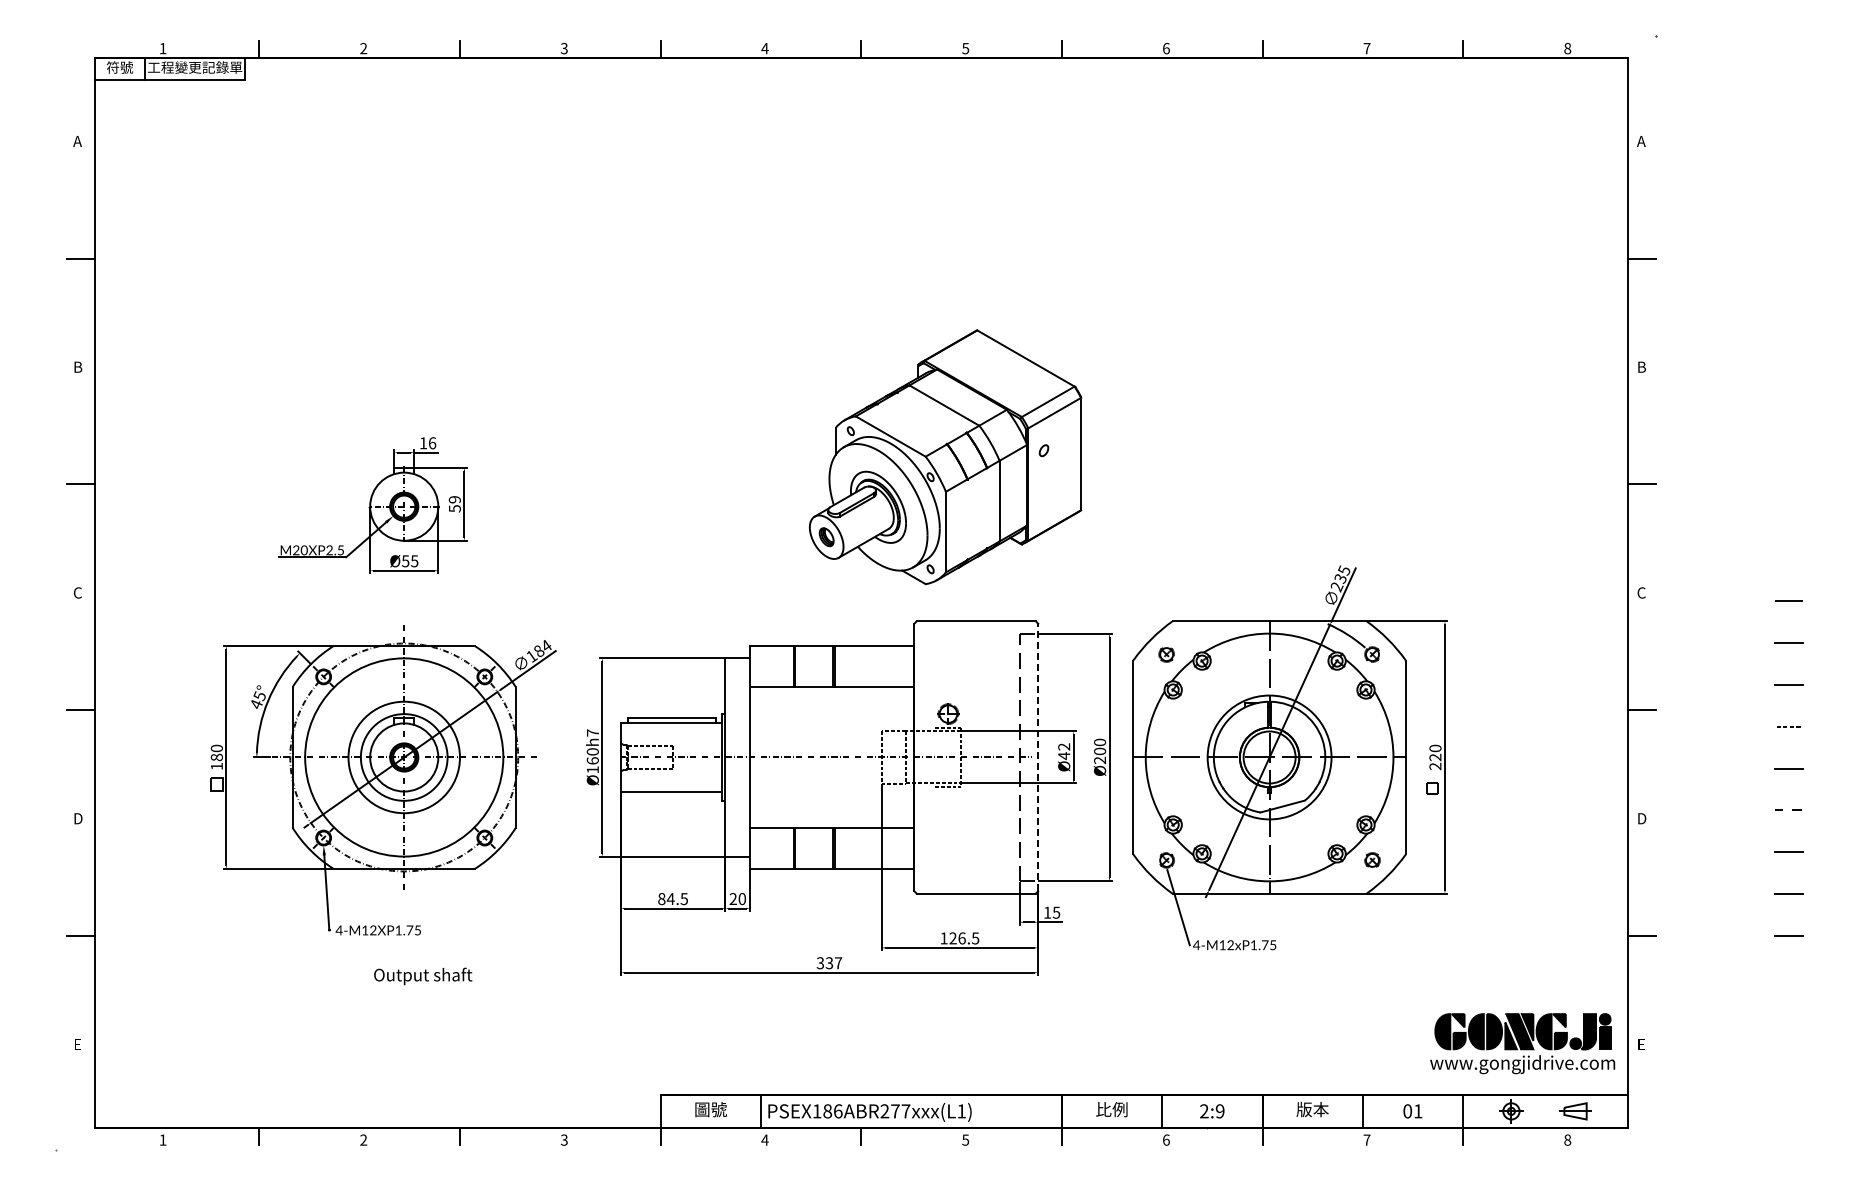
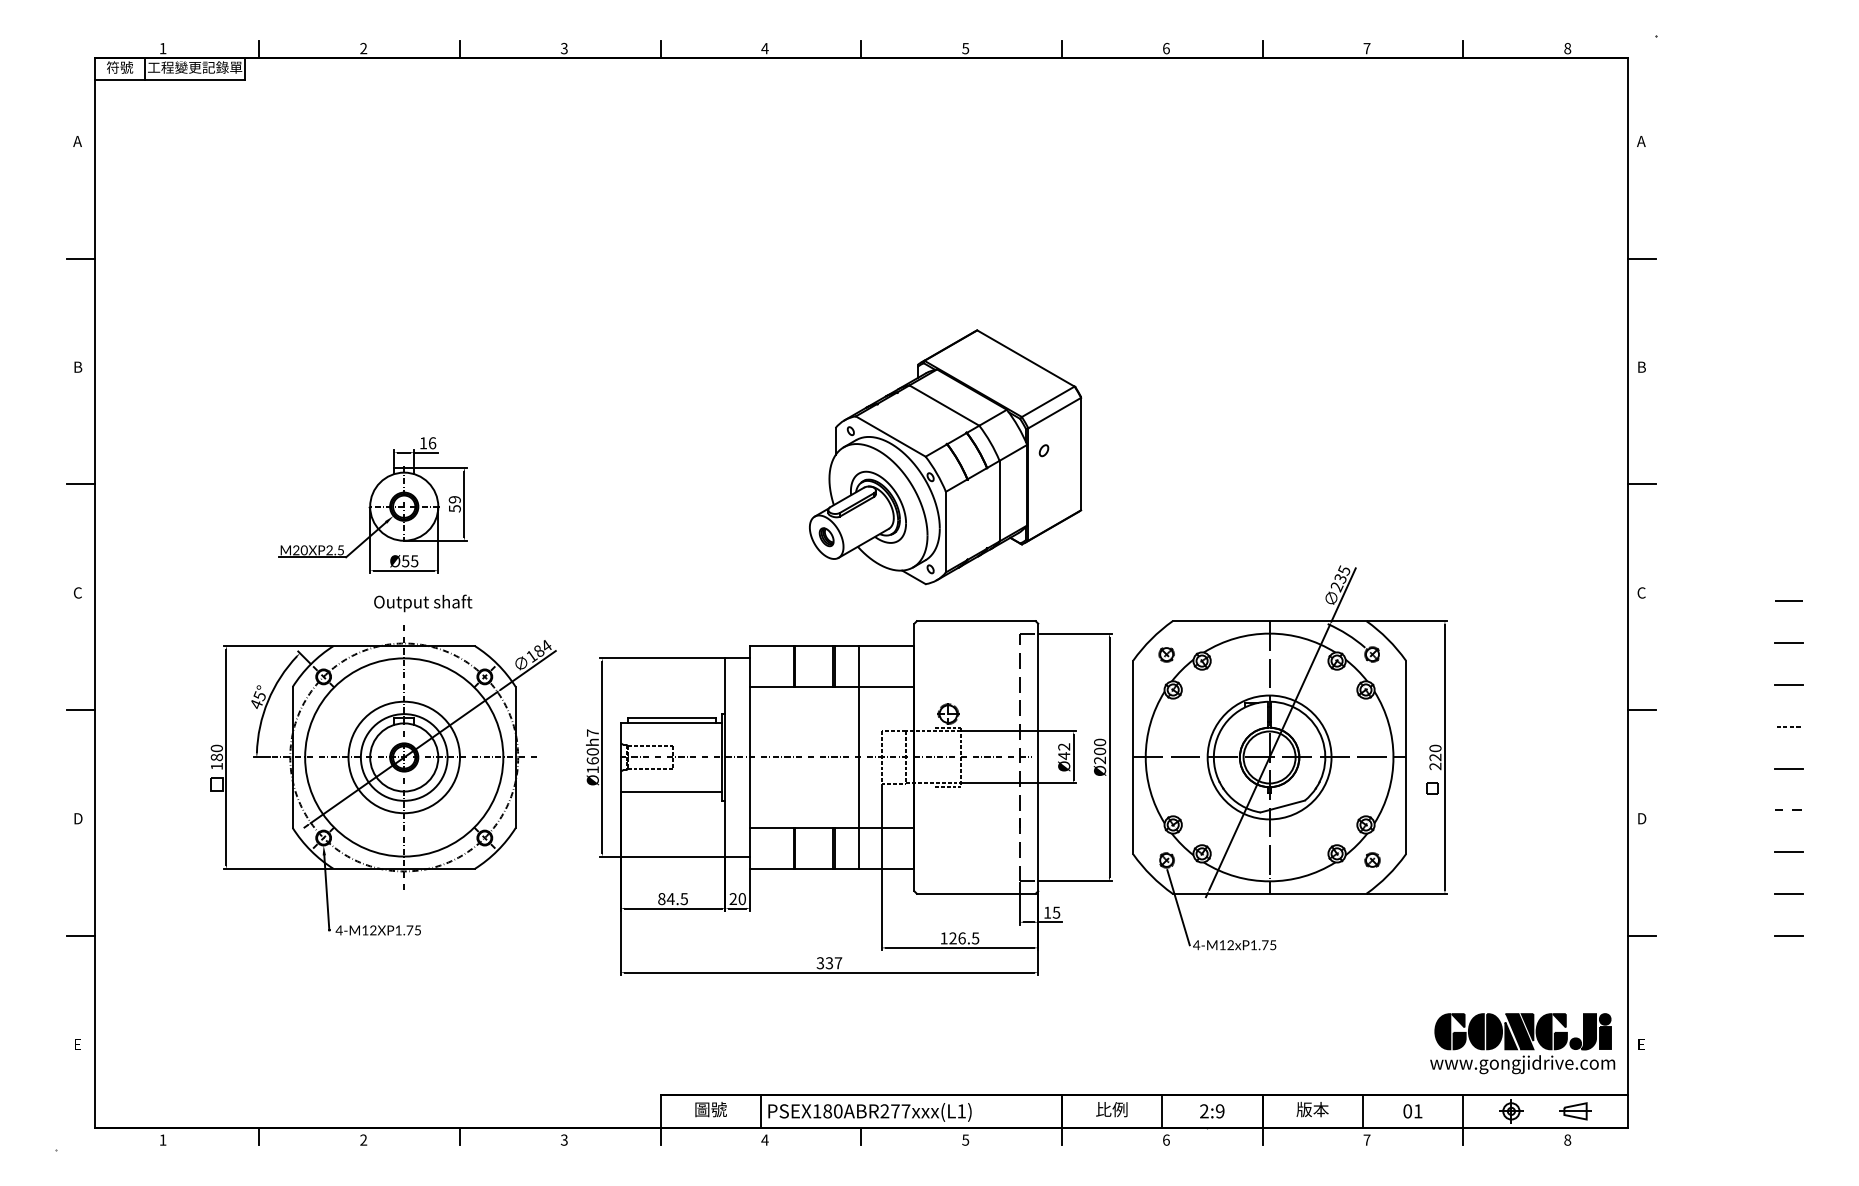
line: none -> present (858, 757)
line: dashed -> solid (1038, 757)
text position: (423, 976) -> (423, 603) (423, 603)
text: PSEX186ABR277xxx(L1) -> PSEX180ABR277xxx(L1) (838, 1111)
